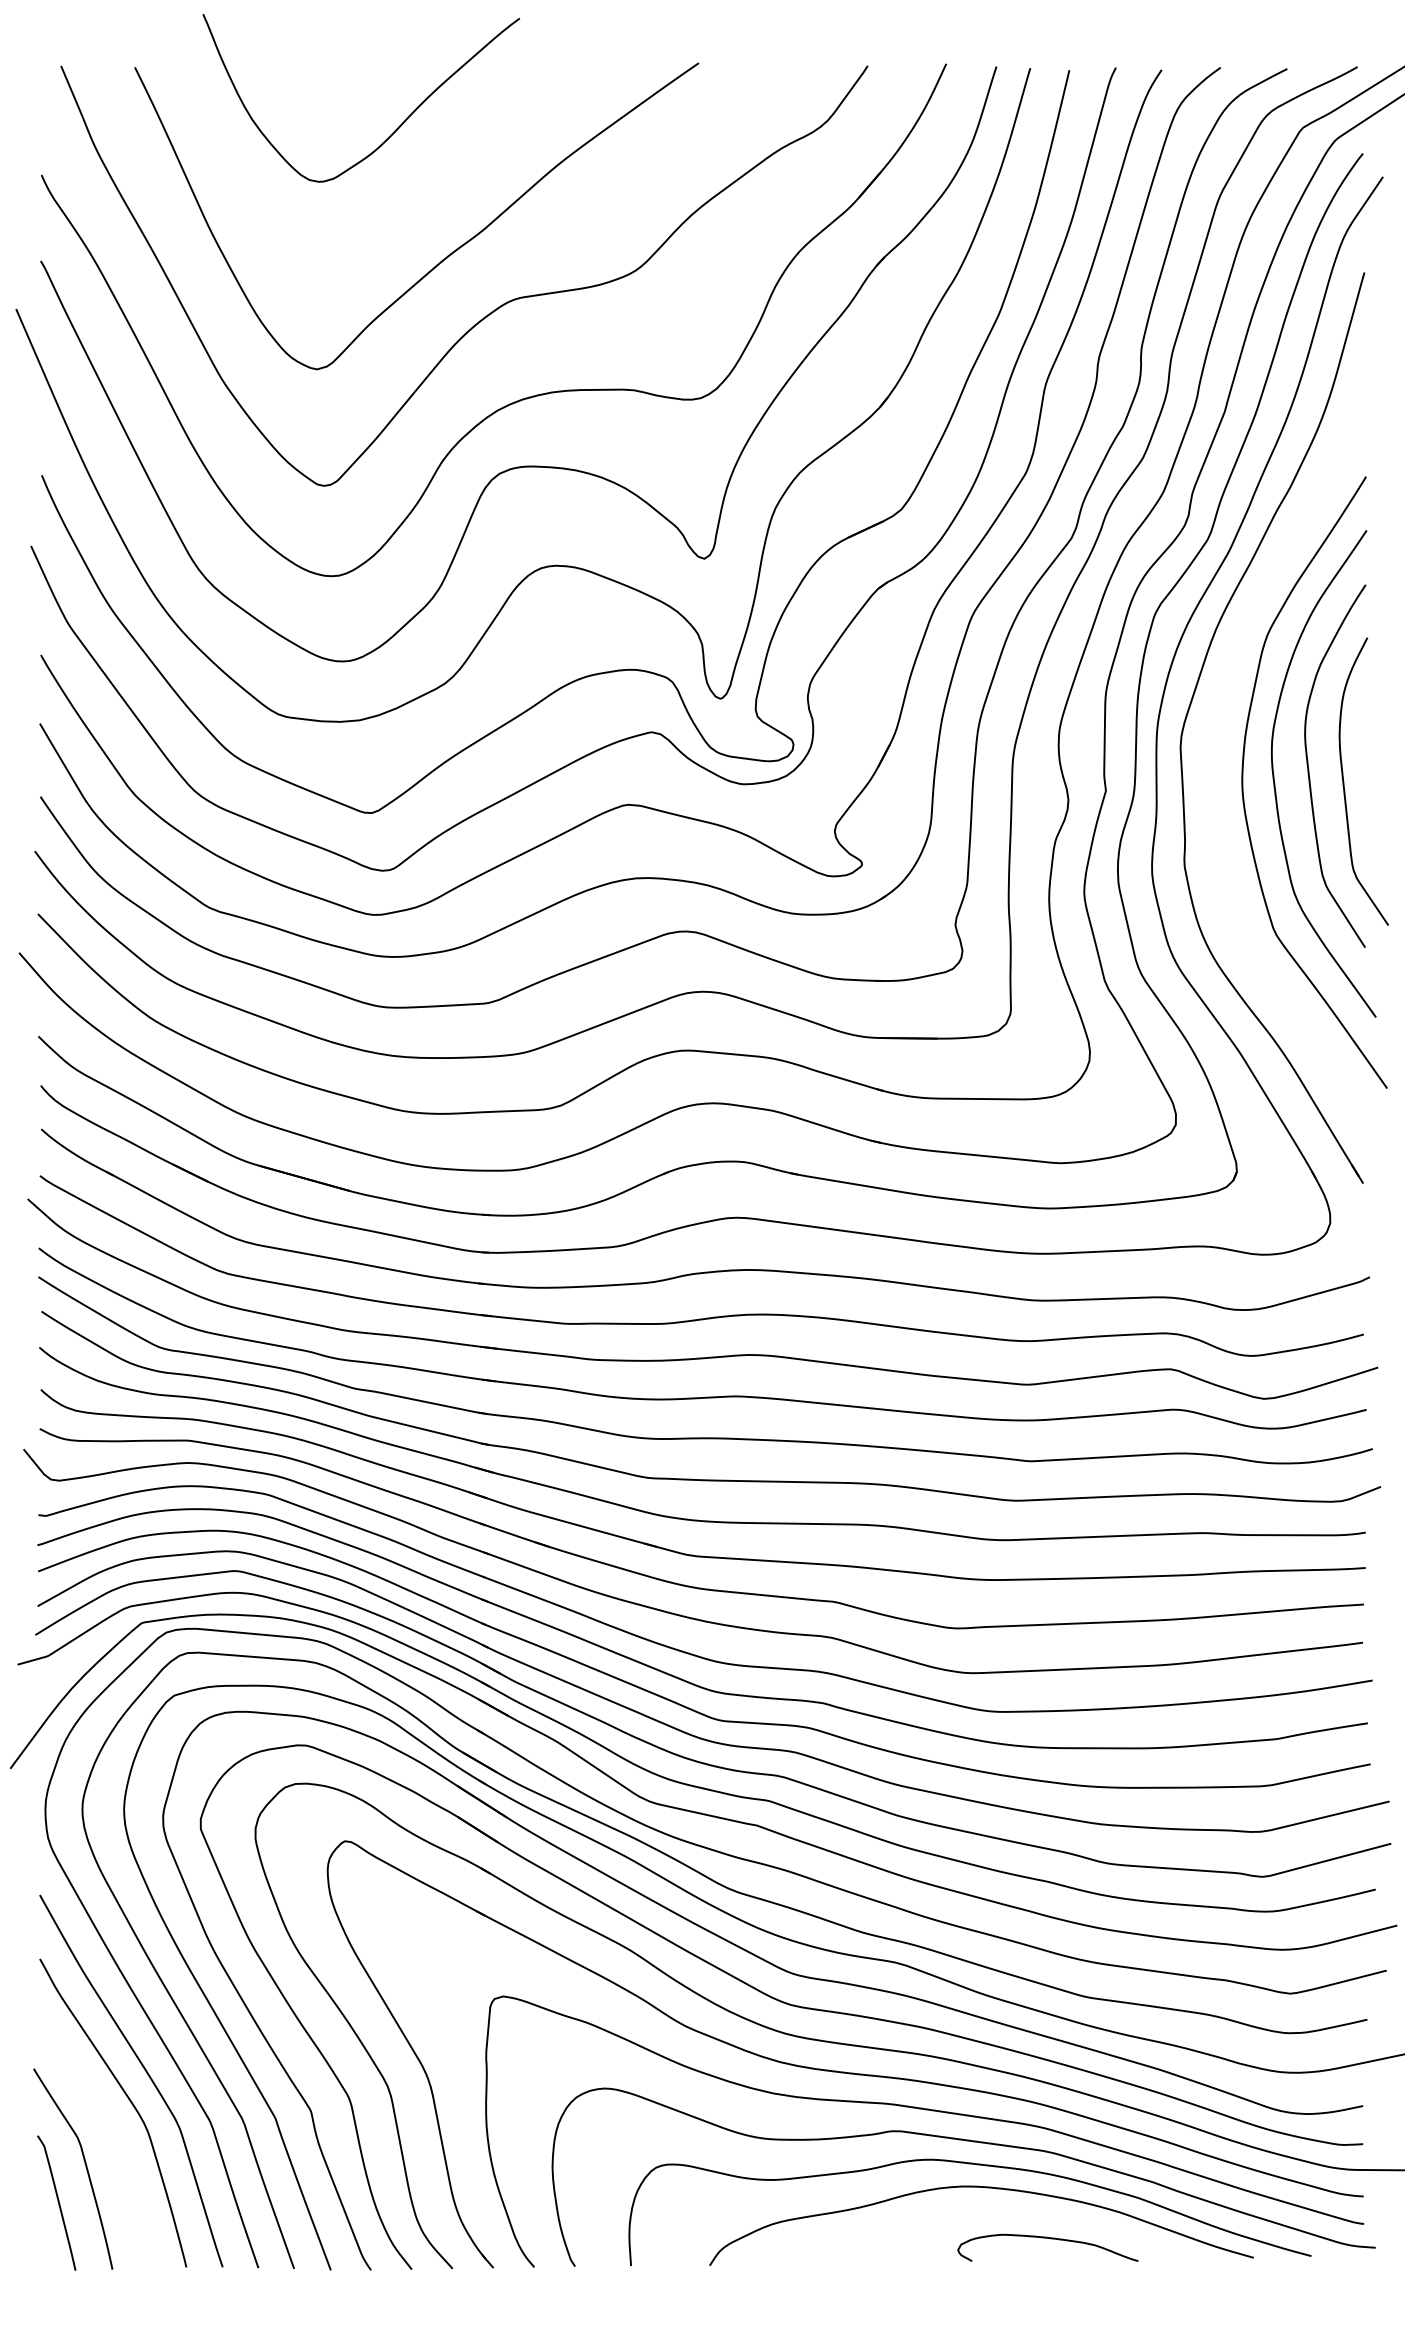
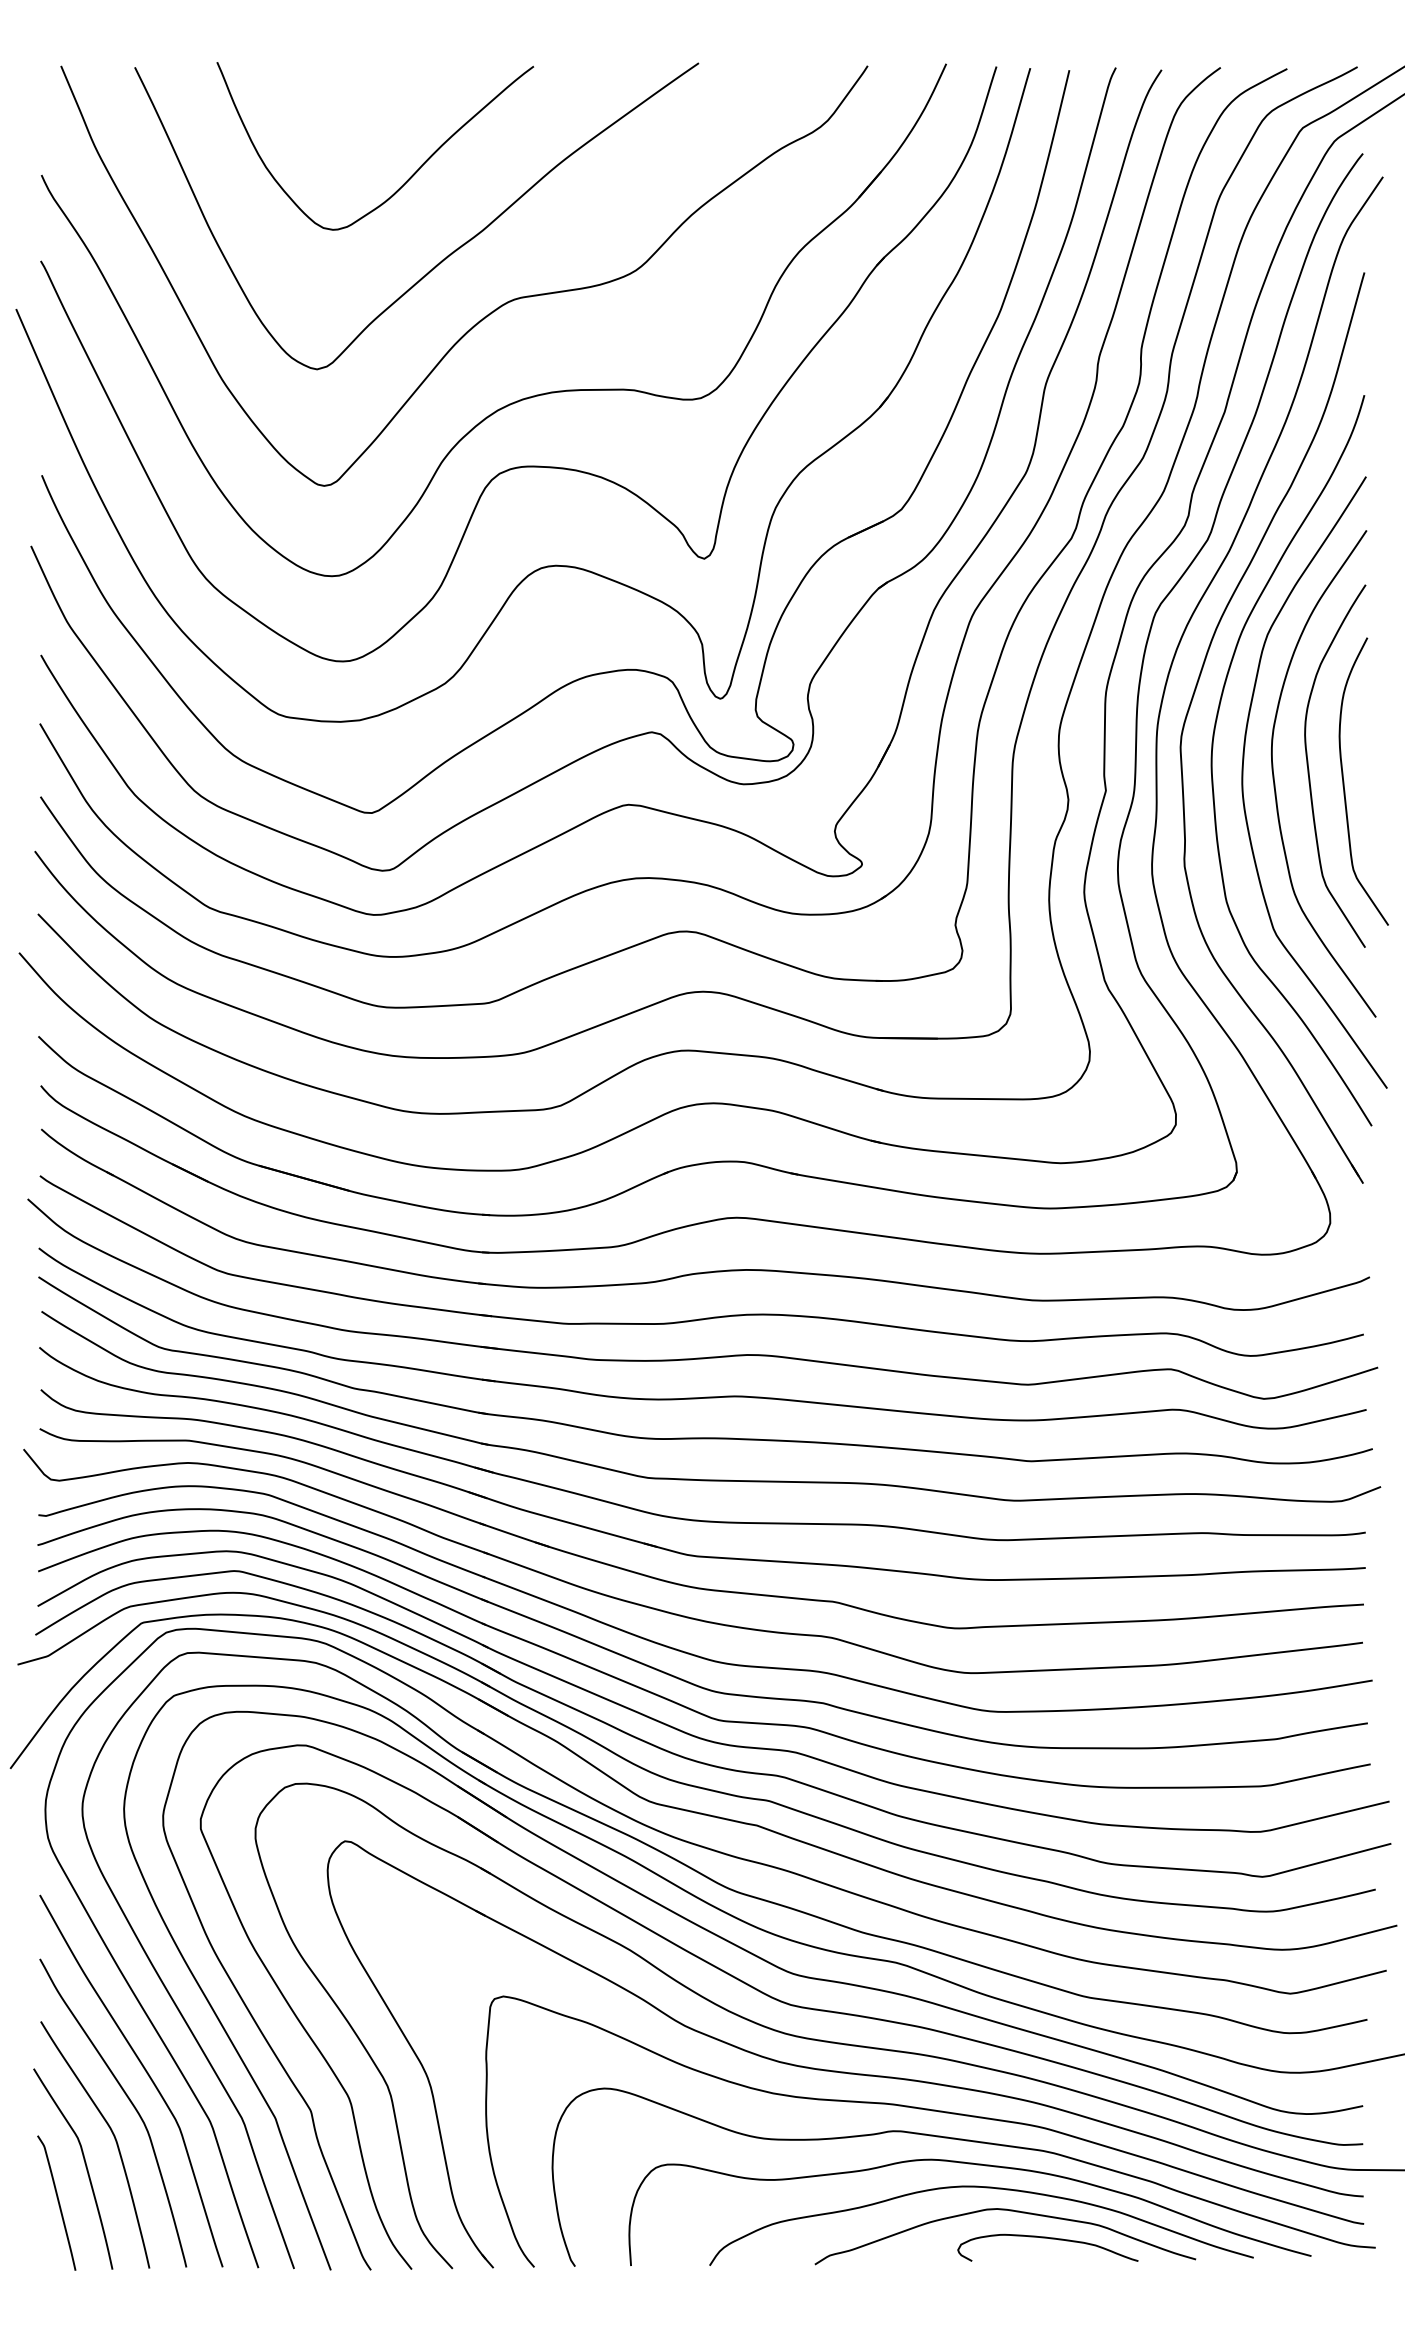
curve position: (394, 130) -> (408, 178) (408, 178)
curve: none -> present (1213, 748)
curve: none -> present (114, 2139)
curve: none -> present (1009, 2211)
